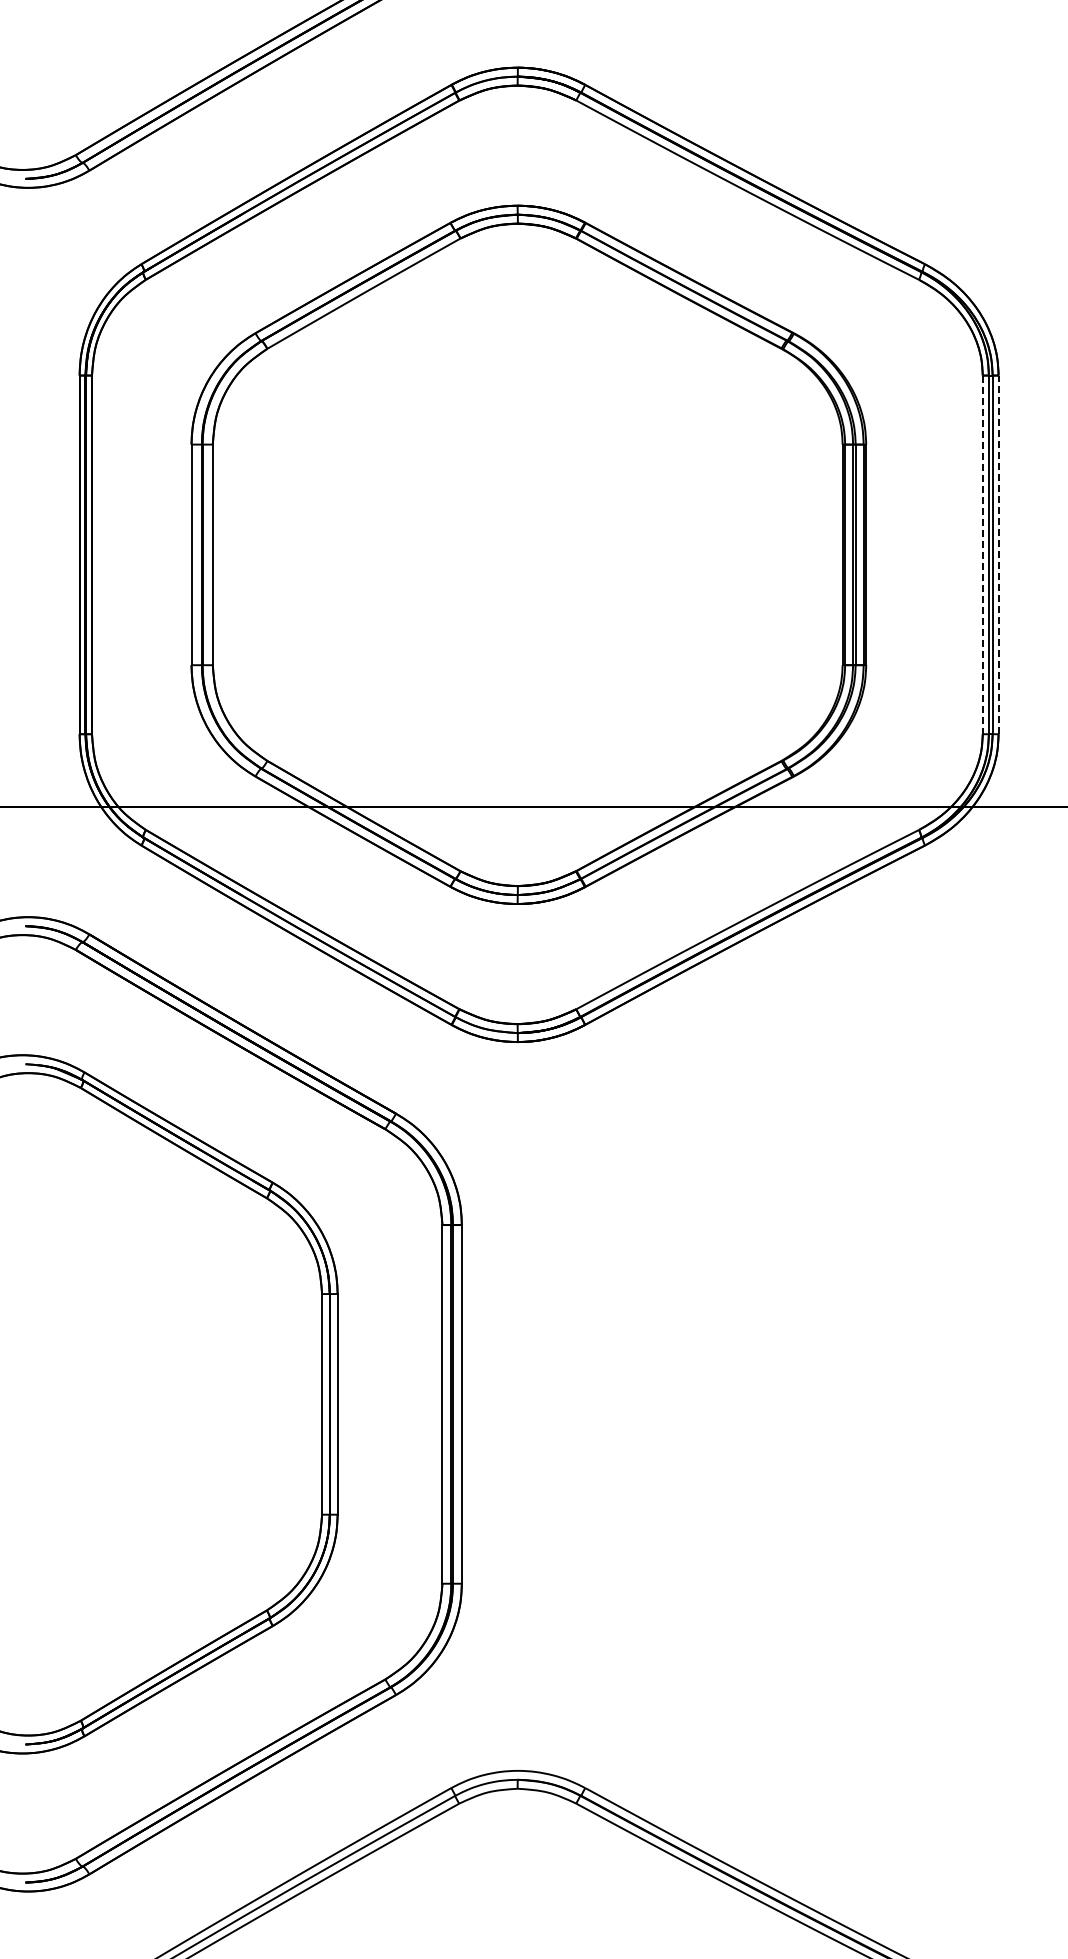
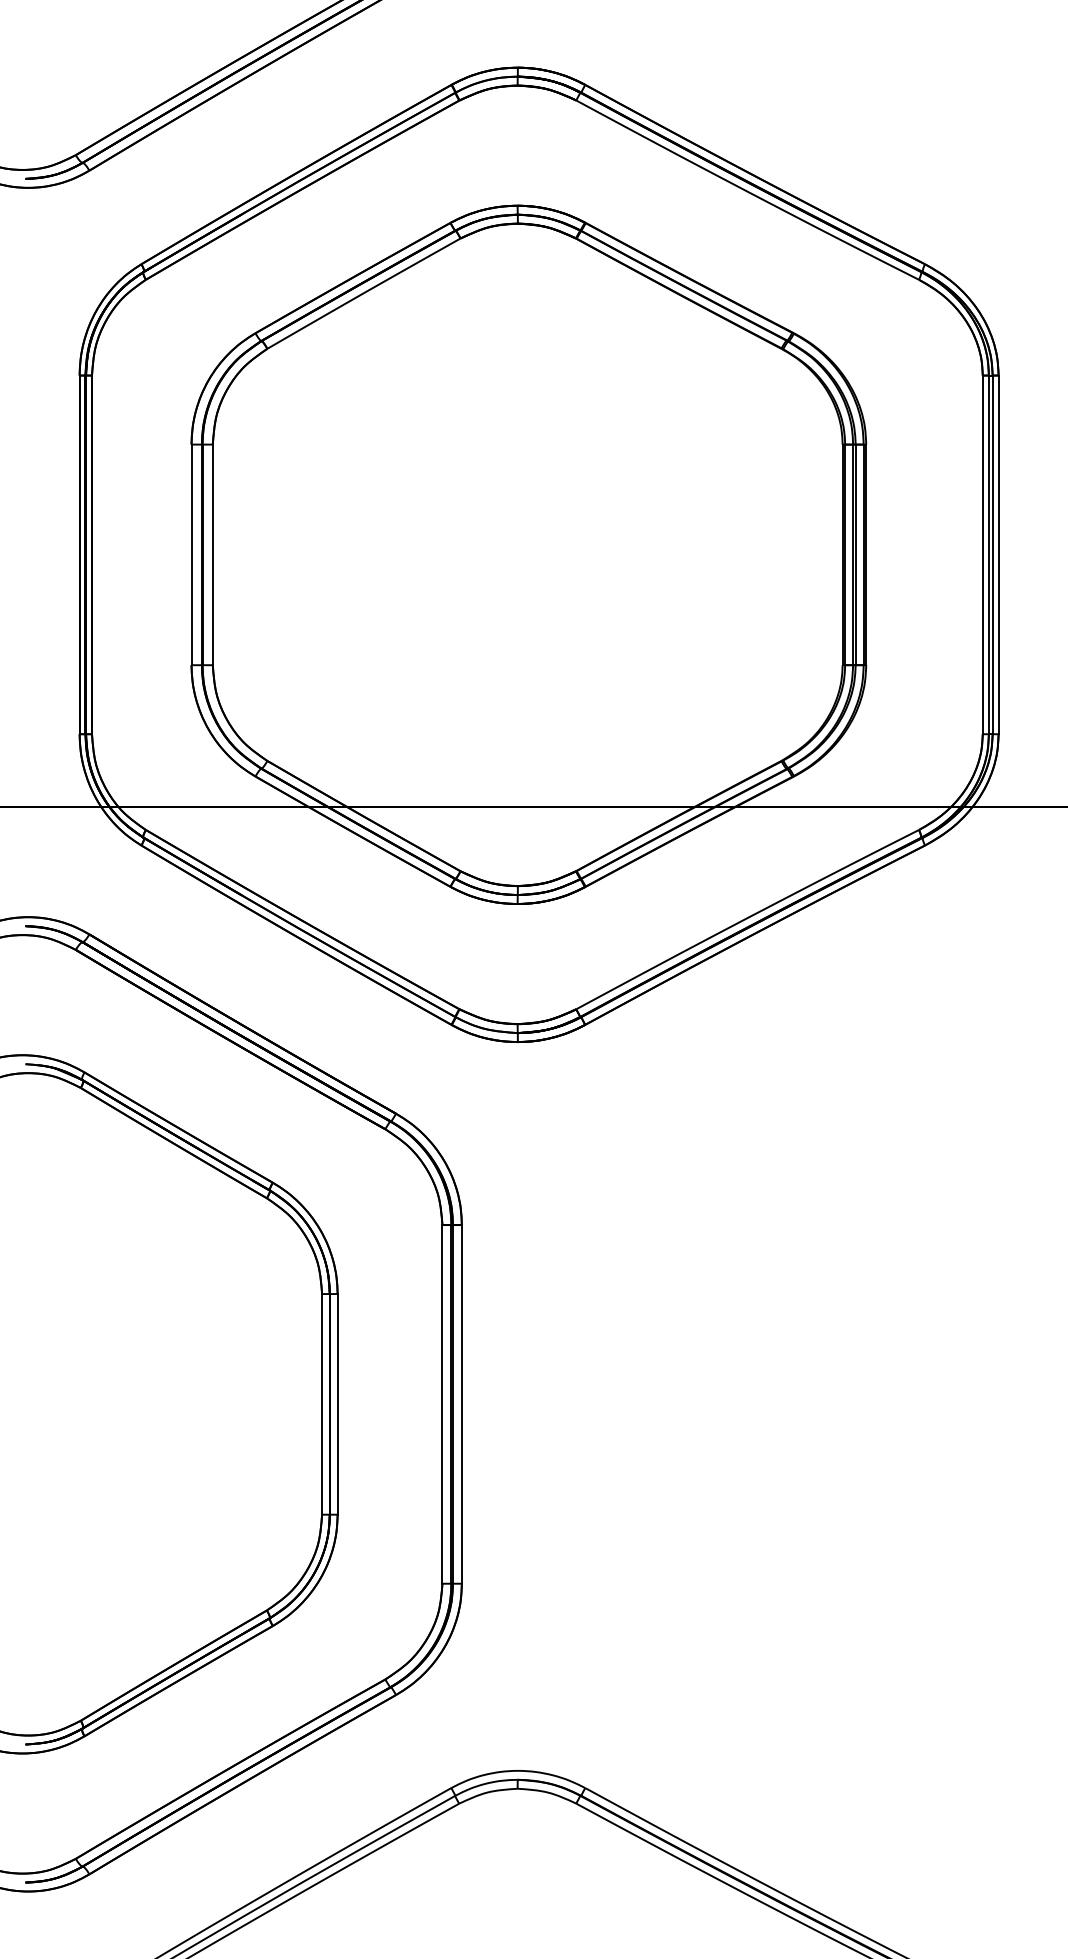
line: dashed -> solid (998, 554)
line: dashed -> solid (982, 555)
